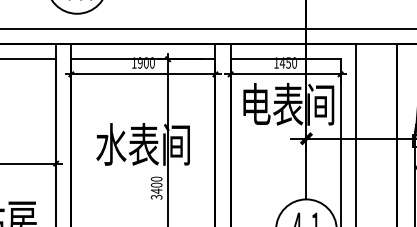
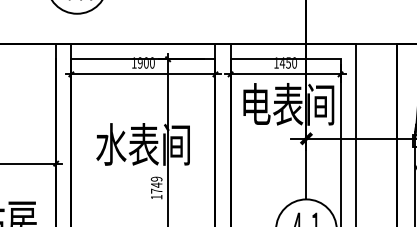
line: present -> none (207, 28)
line: present -> none (29, 59)
text: 3400 -> 1749 (156, 187)
